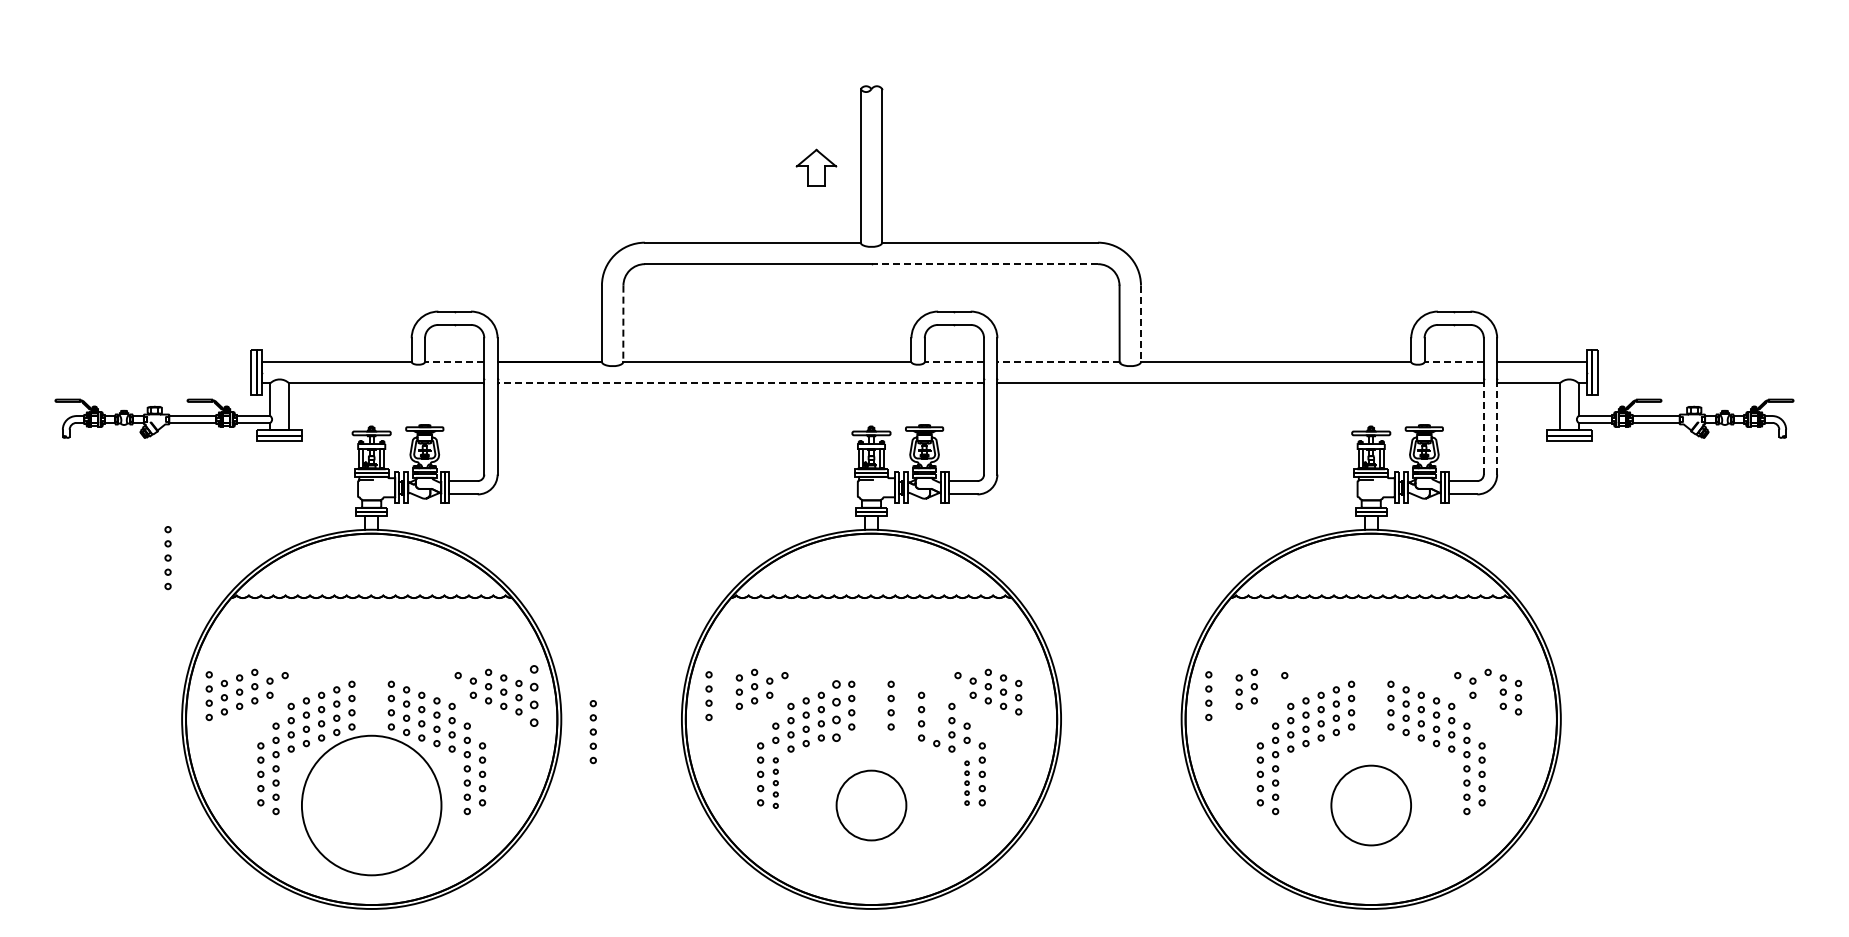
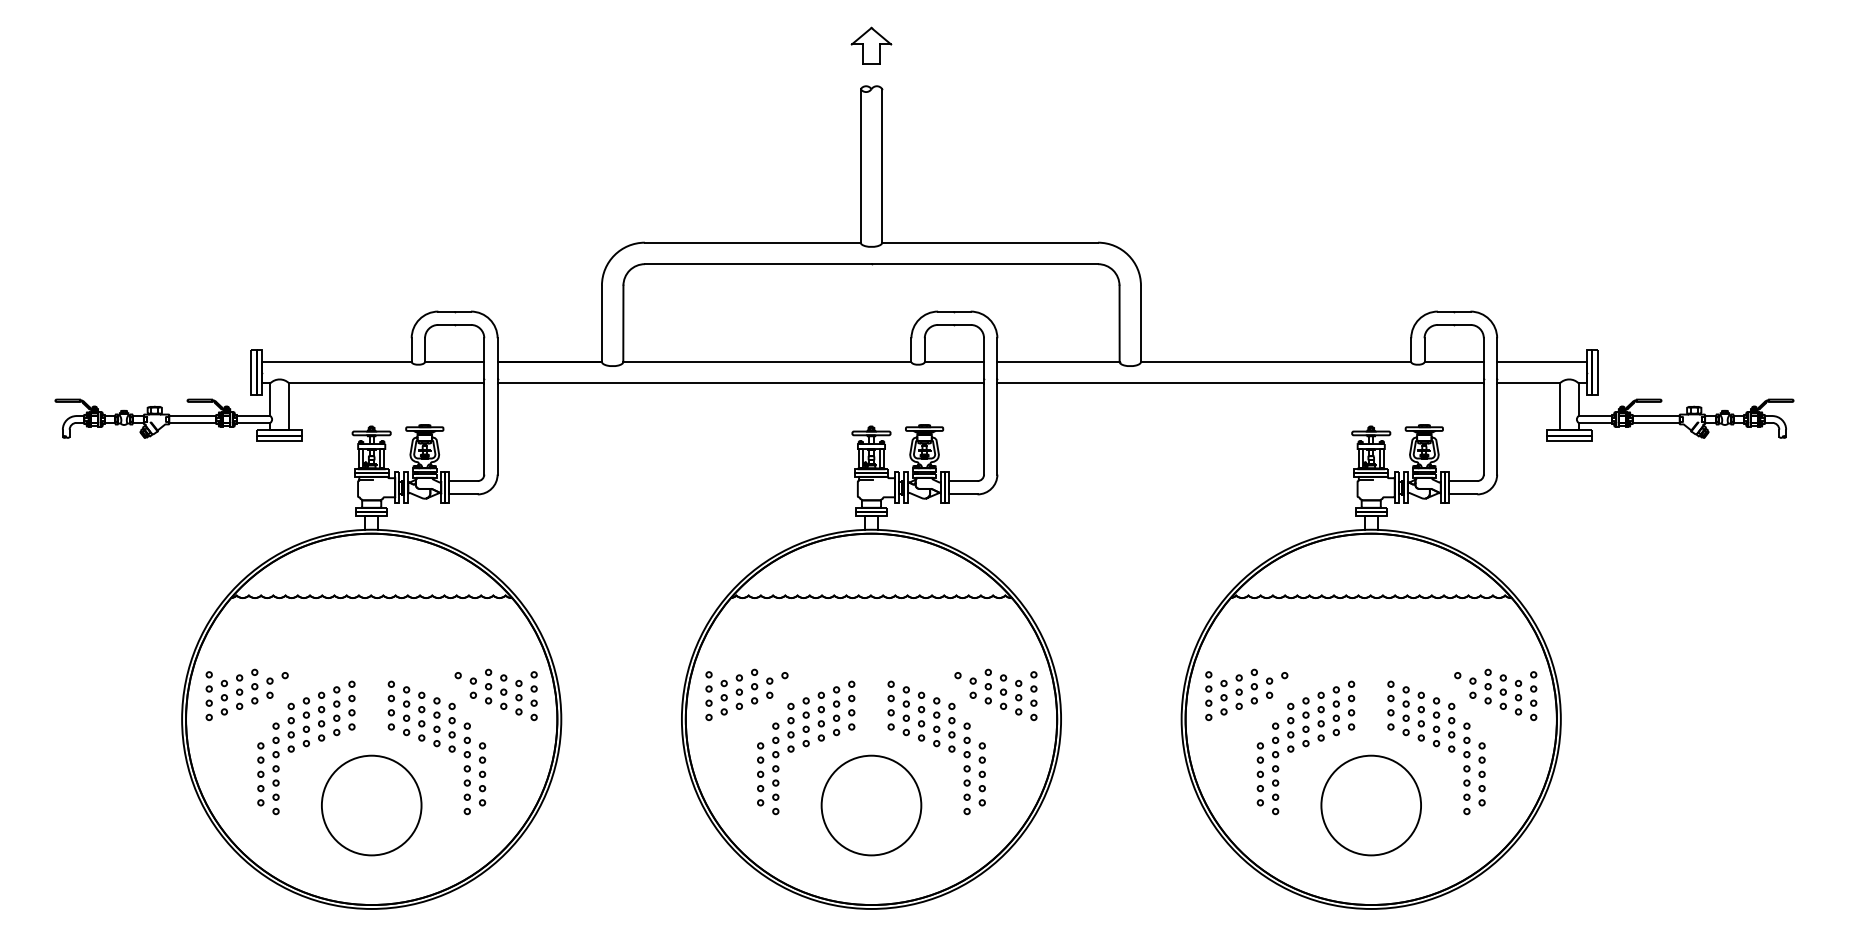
part position: (816, 167) -> (871, 45) (871, 45)
line: dashed -> solid (984, 264)
line: dashed -> solid (623, 324)
line: dashed -> solid (1141, 324)
line: dashed -> solid (454, 361)
line: dashed -> solid (954, 361)
line: dashed -> solid (1058, 361)
line: dashed -> solid (1454, 361)
line: dashed -> solid (740, 383)
line: dashed -> solid (1483, 428)
line: dashed -> solid (1497, 428)
part: present -> none (167, 558)
part: none -> present (1269, 687)
part: none -> present (1487, 693)
part size: 9x62 px -> 8x51 px (533, 696)
part: none -> present (1033, 695)
part: none -> present (1533, 696)
part: none -> present (723, 697)
part: none -> present (1223, 697)
part size: 9x62 px -> 8x51 px (836, 711)
part: none -> present (905, 711)
part: none -> present (936, 714)
part: present -> none (592, 732)
part size: 7x52 px -> 8x65 px (775, 783)
part size: 6x46 px -> 8x65 px (966, 783)
circle diameter: 140 px -> 100 px (371, 805)
circle diameter: 70 px -> 100 px (871, 805)
circle diameter: 80 px -> 100 px (1371, 805)
